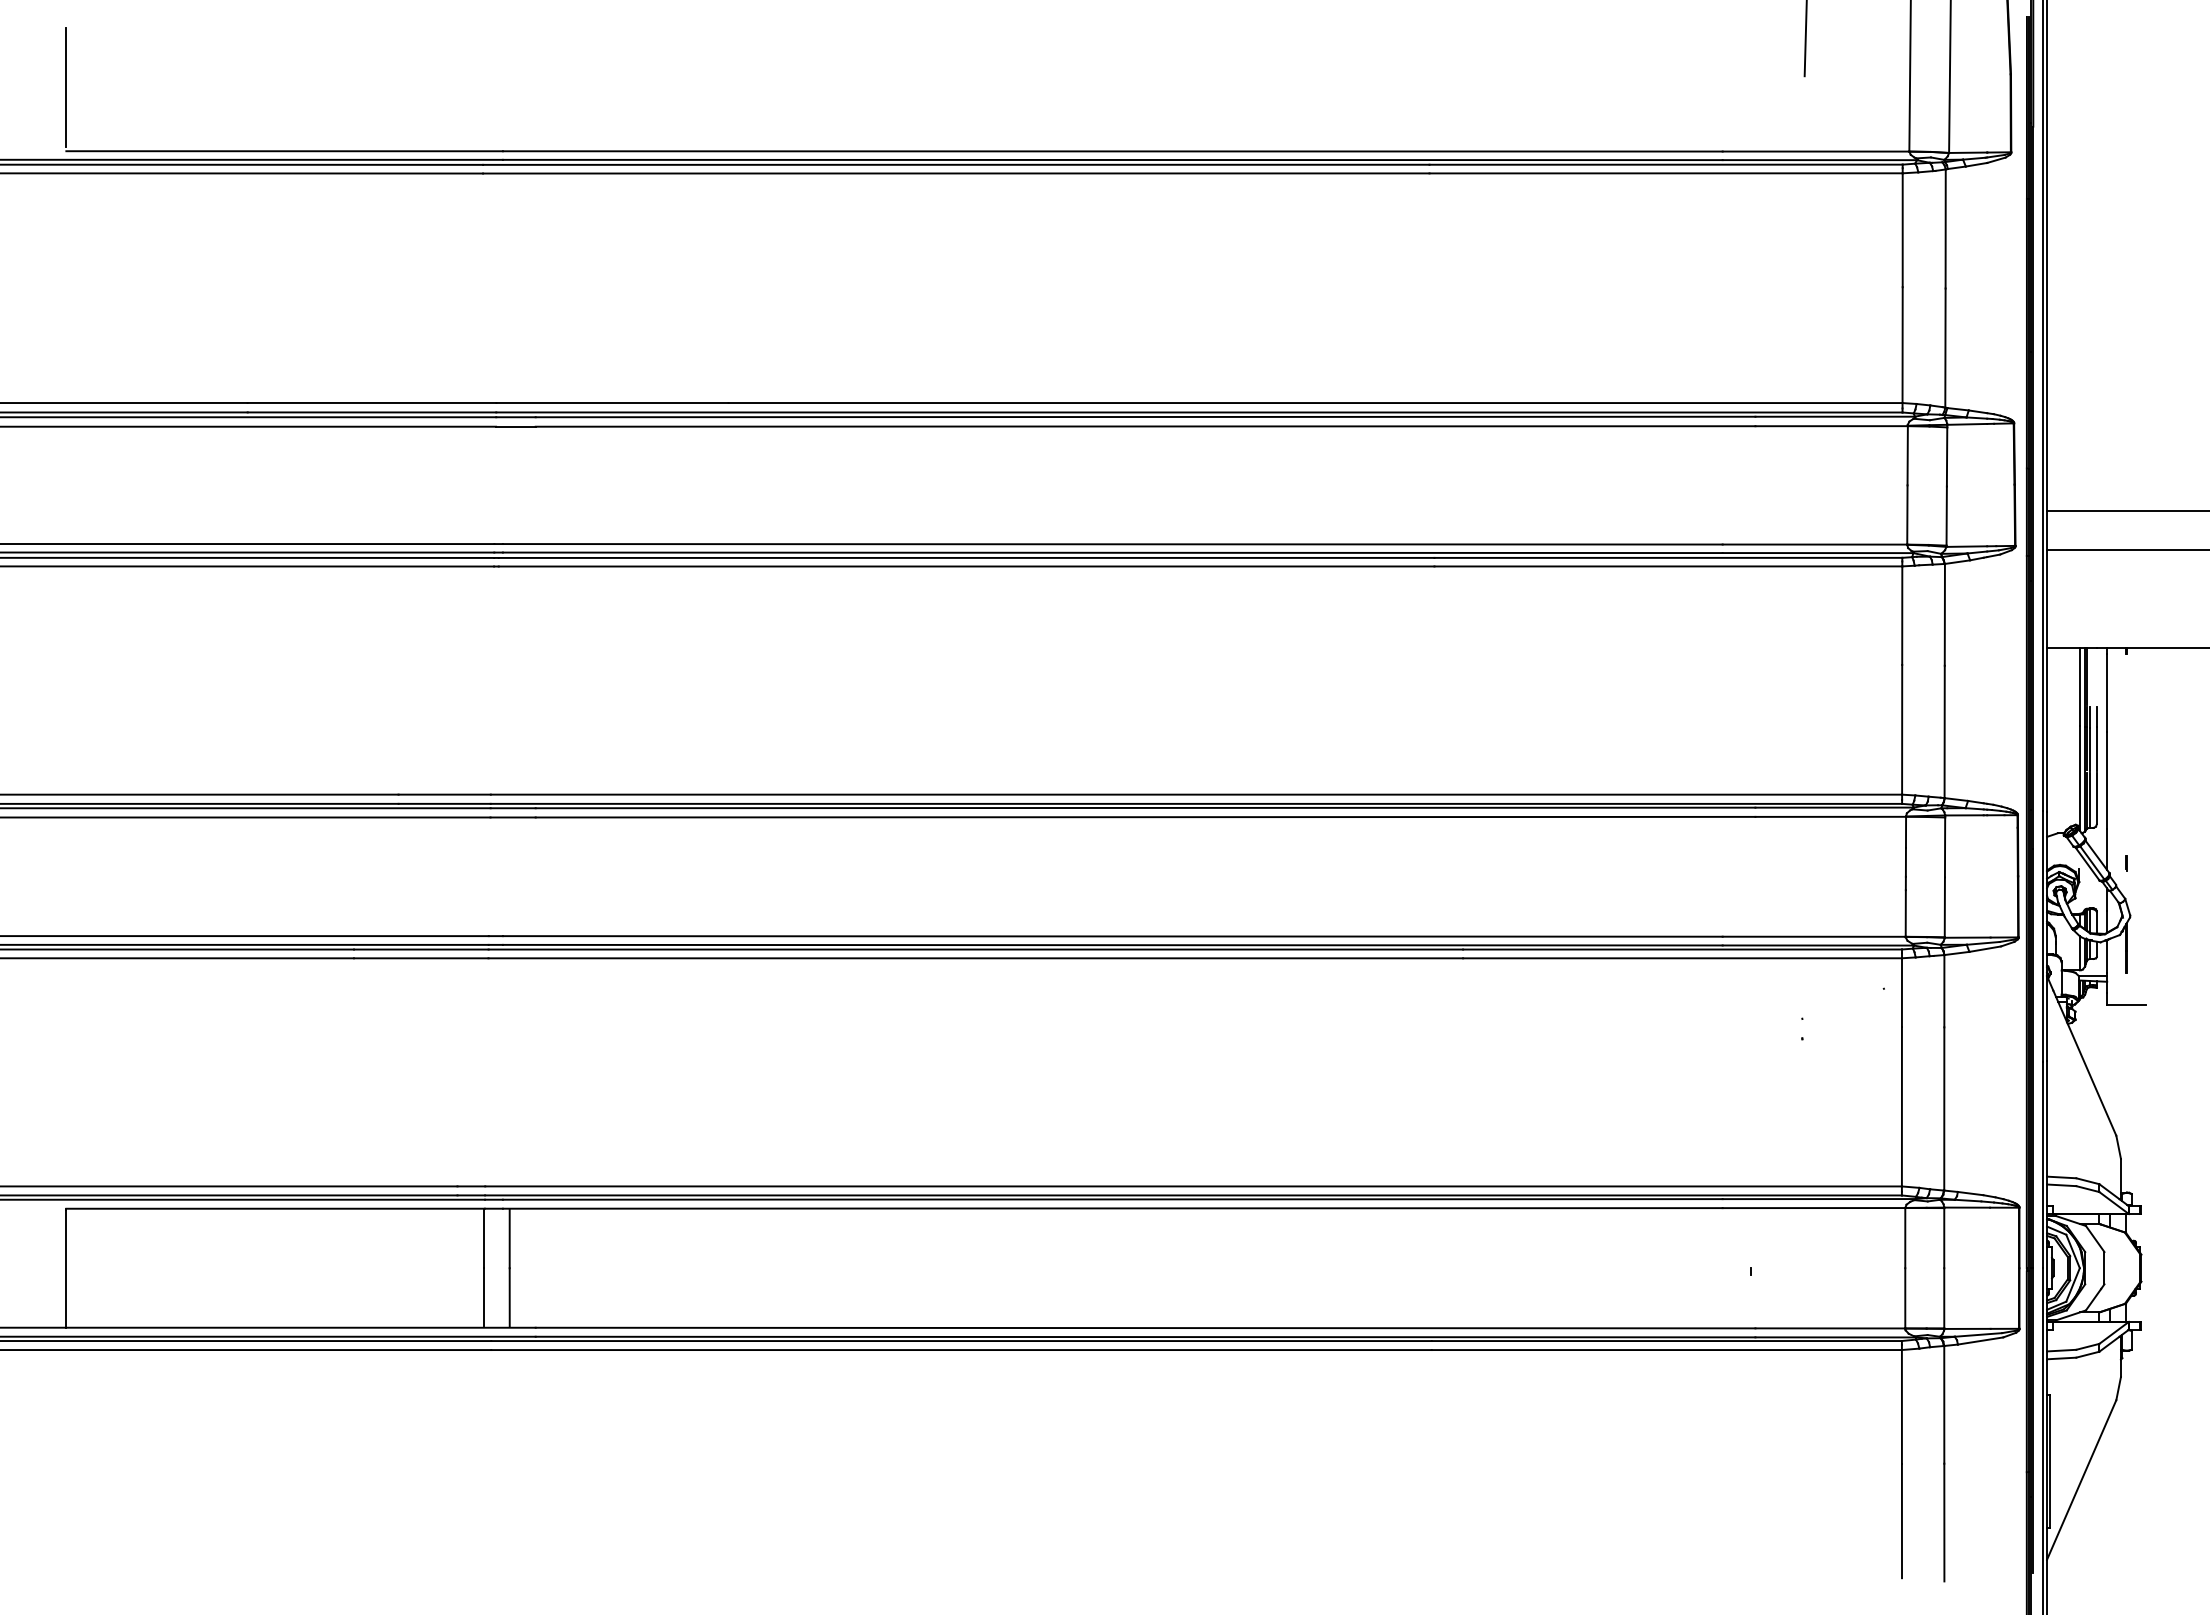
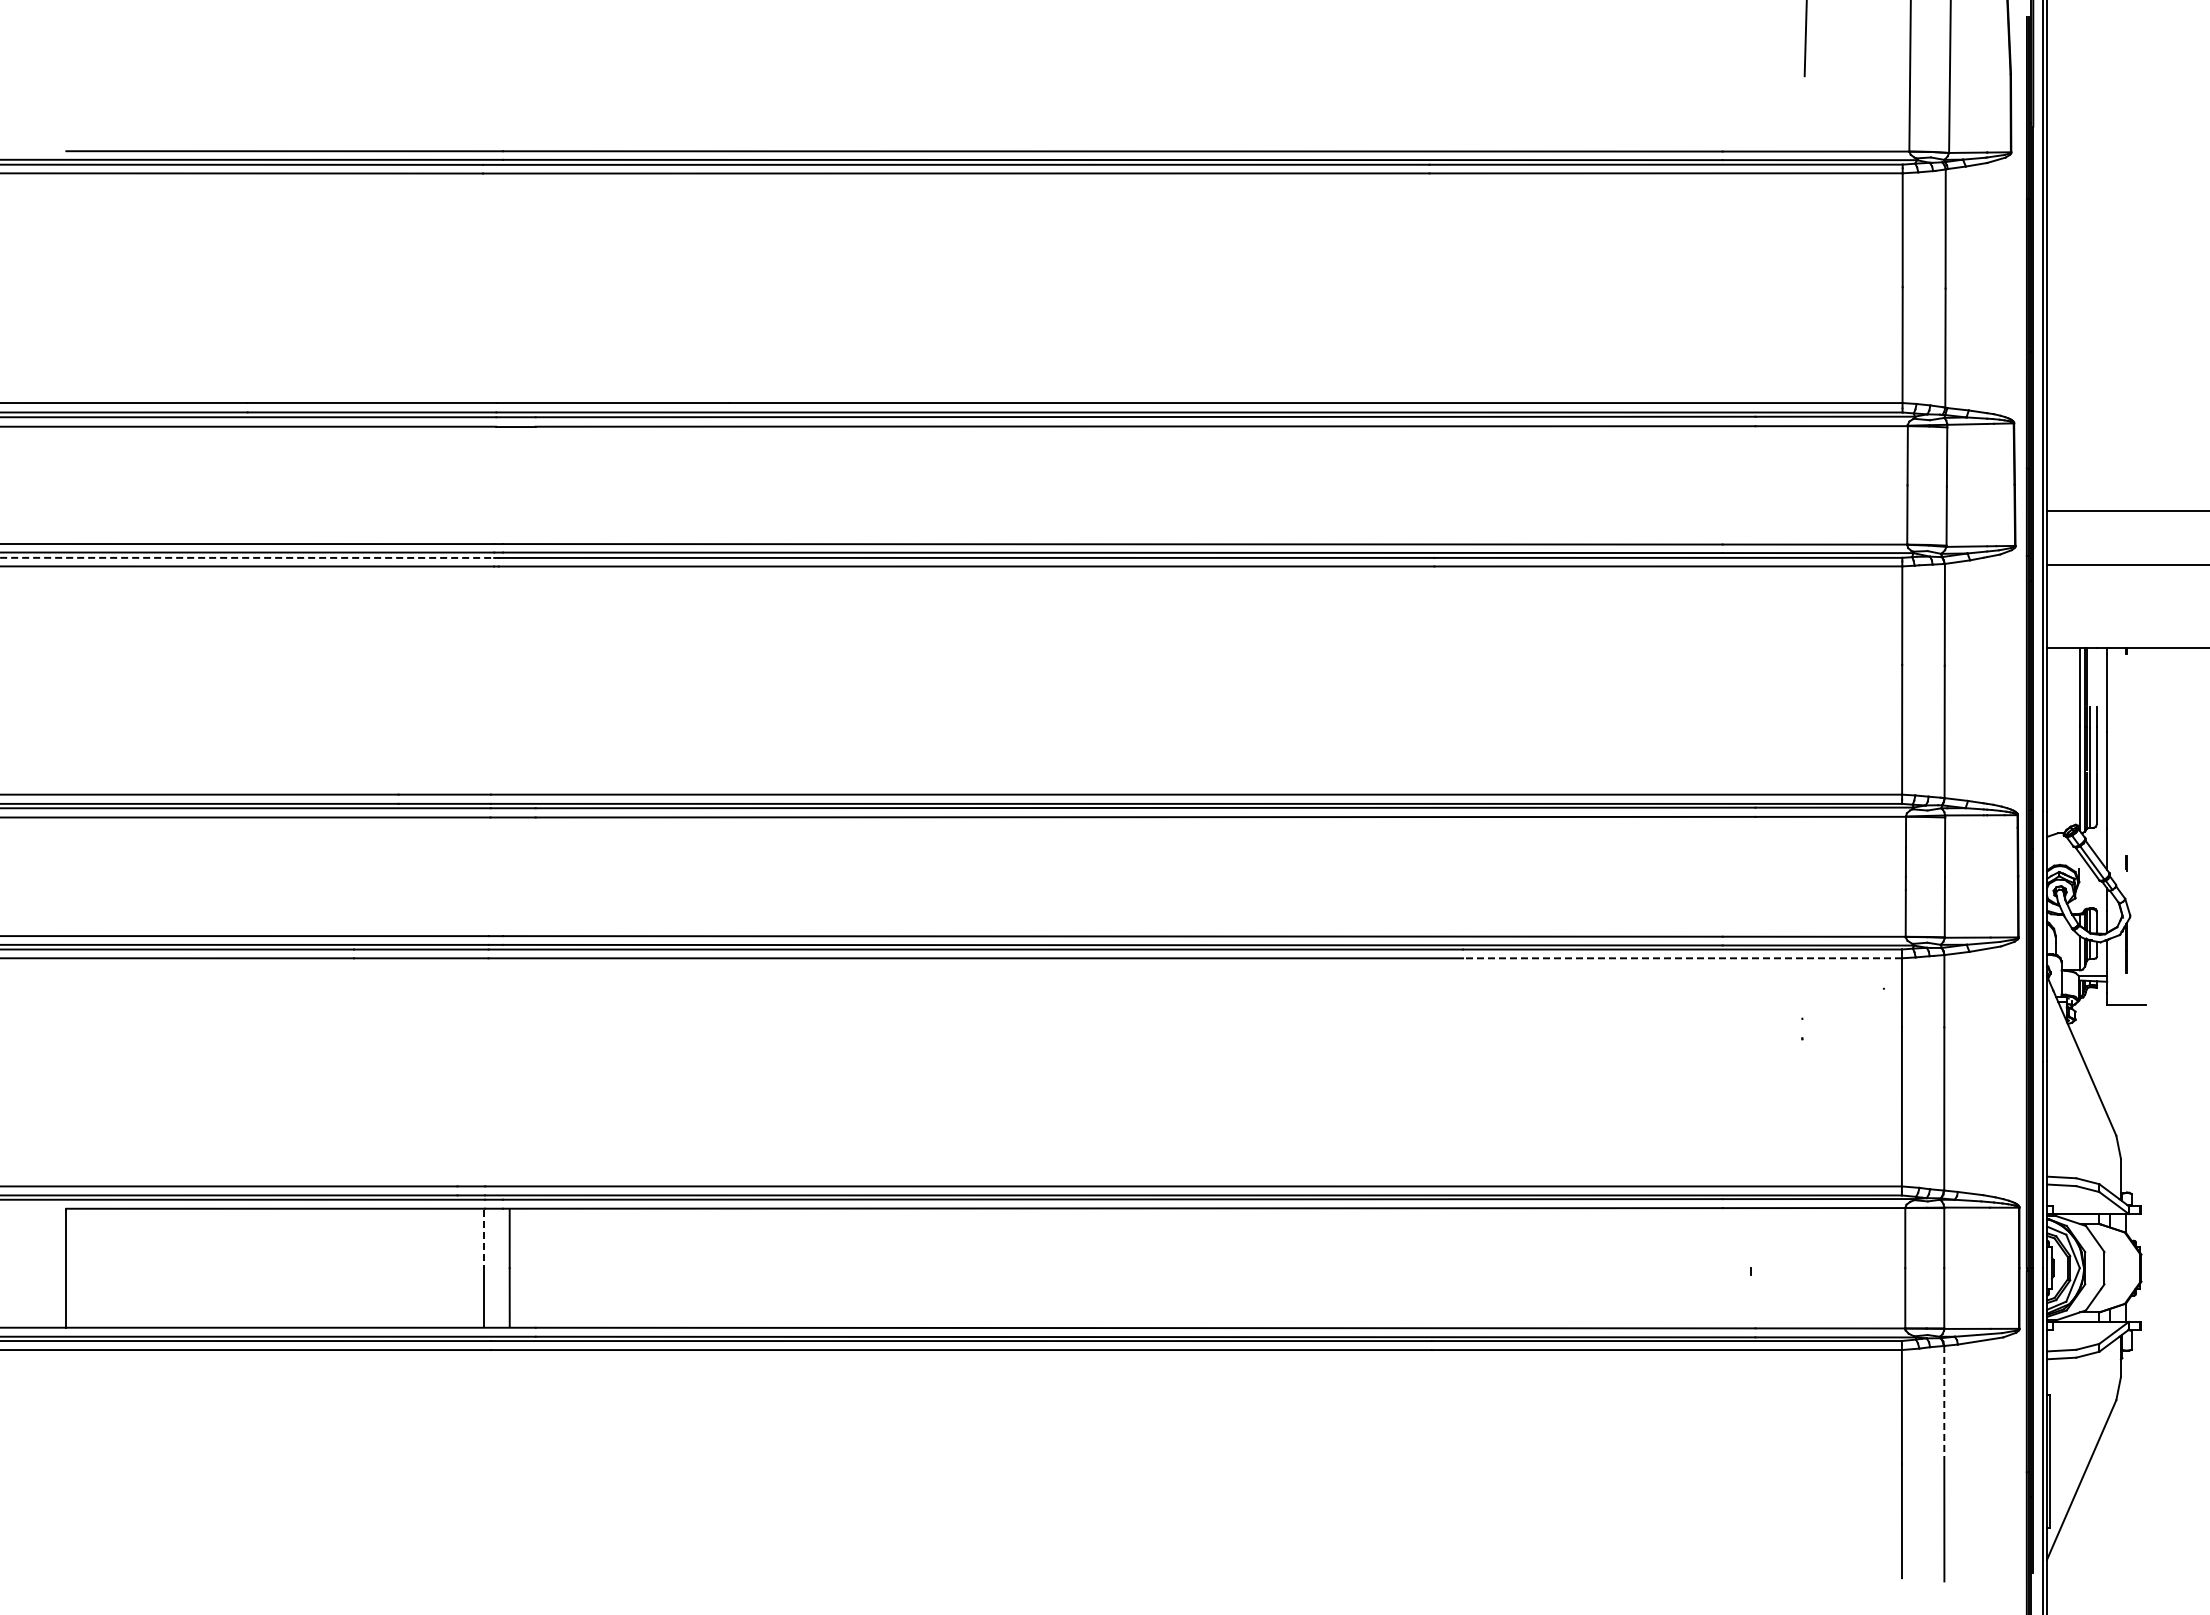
line: present -> none (66, 87)
line position: (2126, 549) -> (2126, 564) (2126, 564)
line: solid -> dashed (247, 557)
line: solid -> dashed (1682, 958)
line: solid -> dashed (484, 1239)
line: solid -> dashed (1944, 1404)
